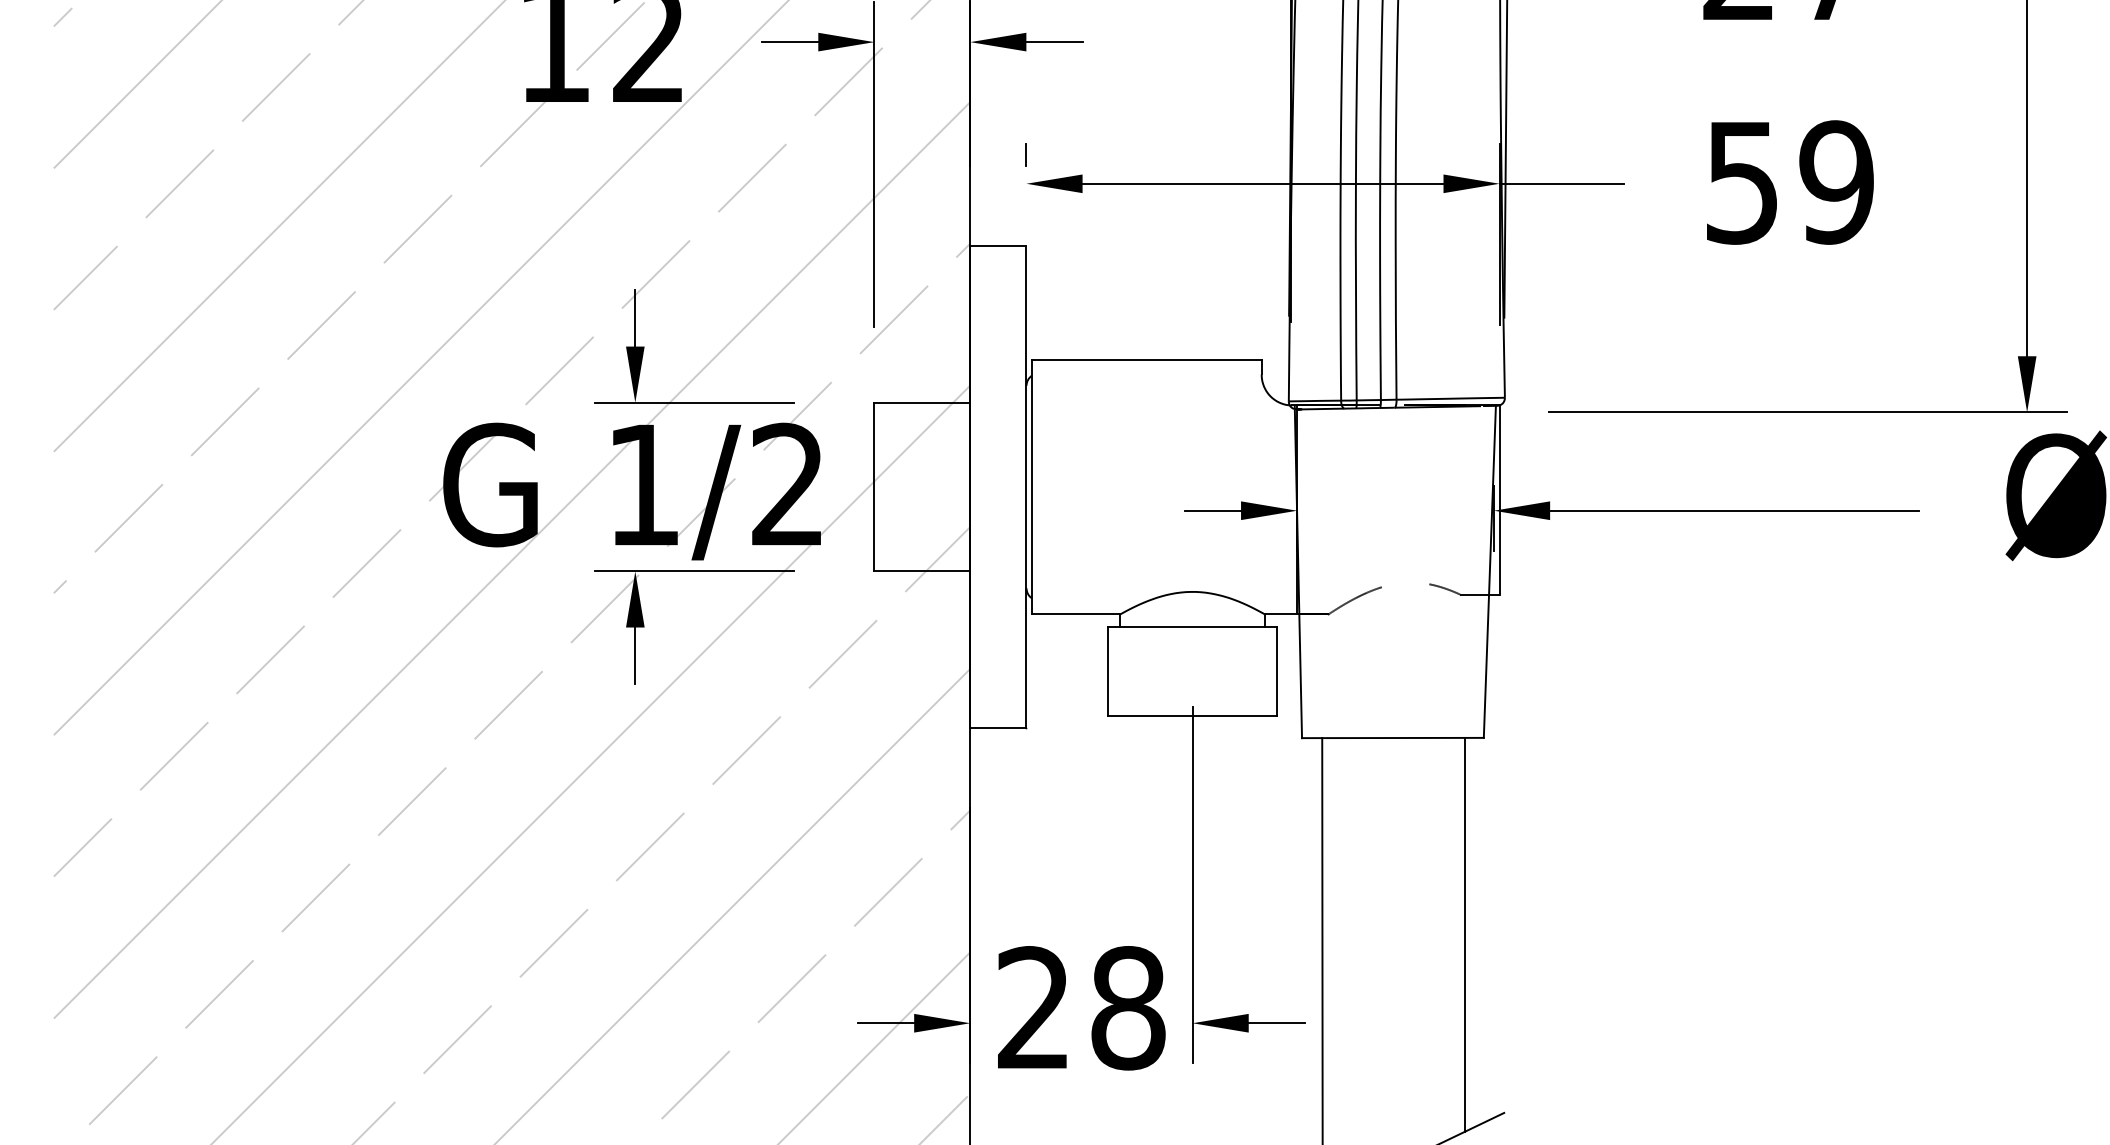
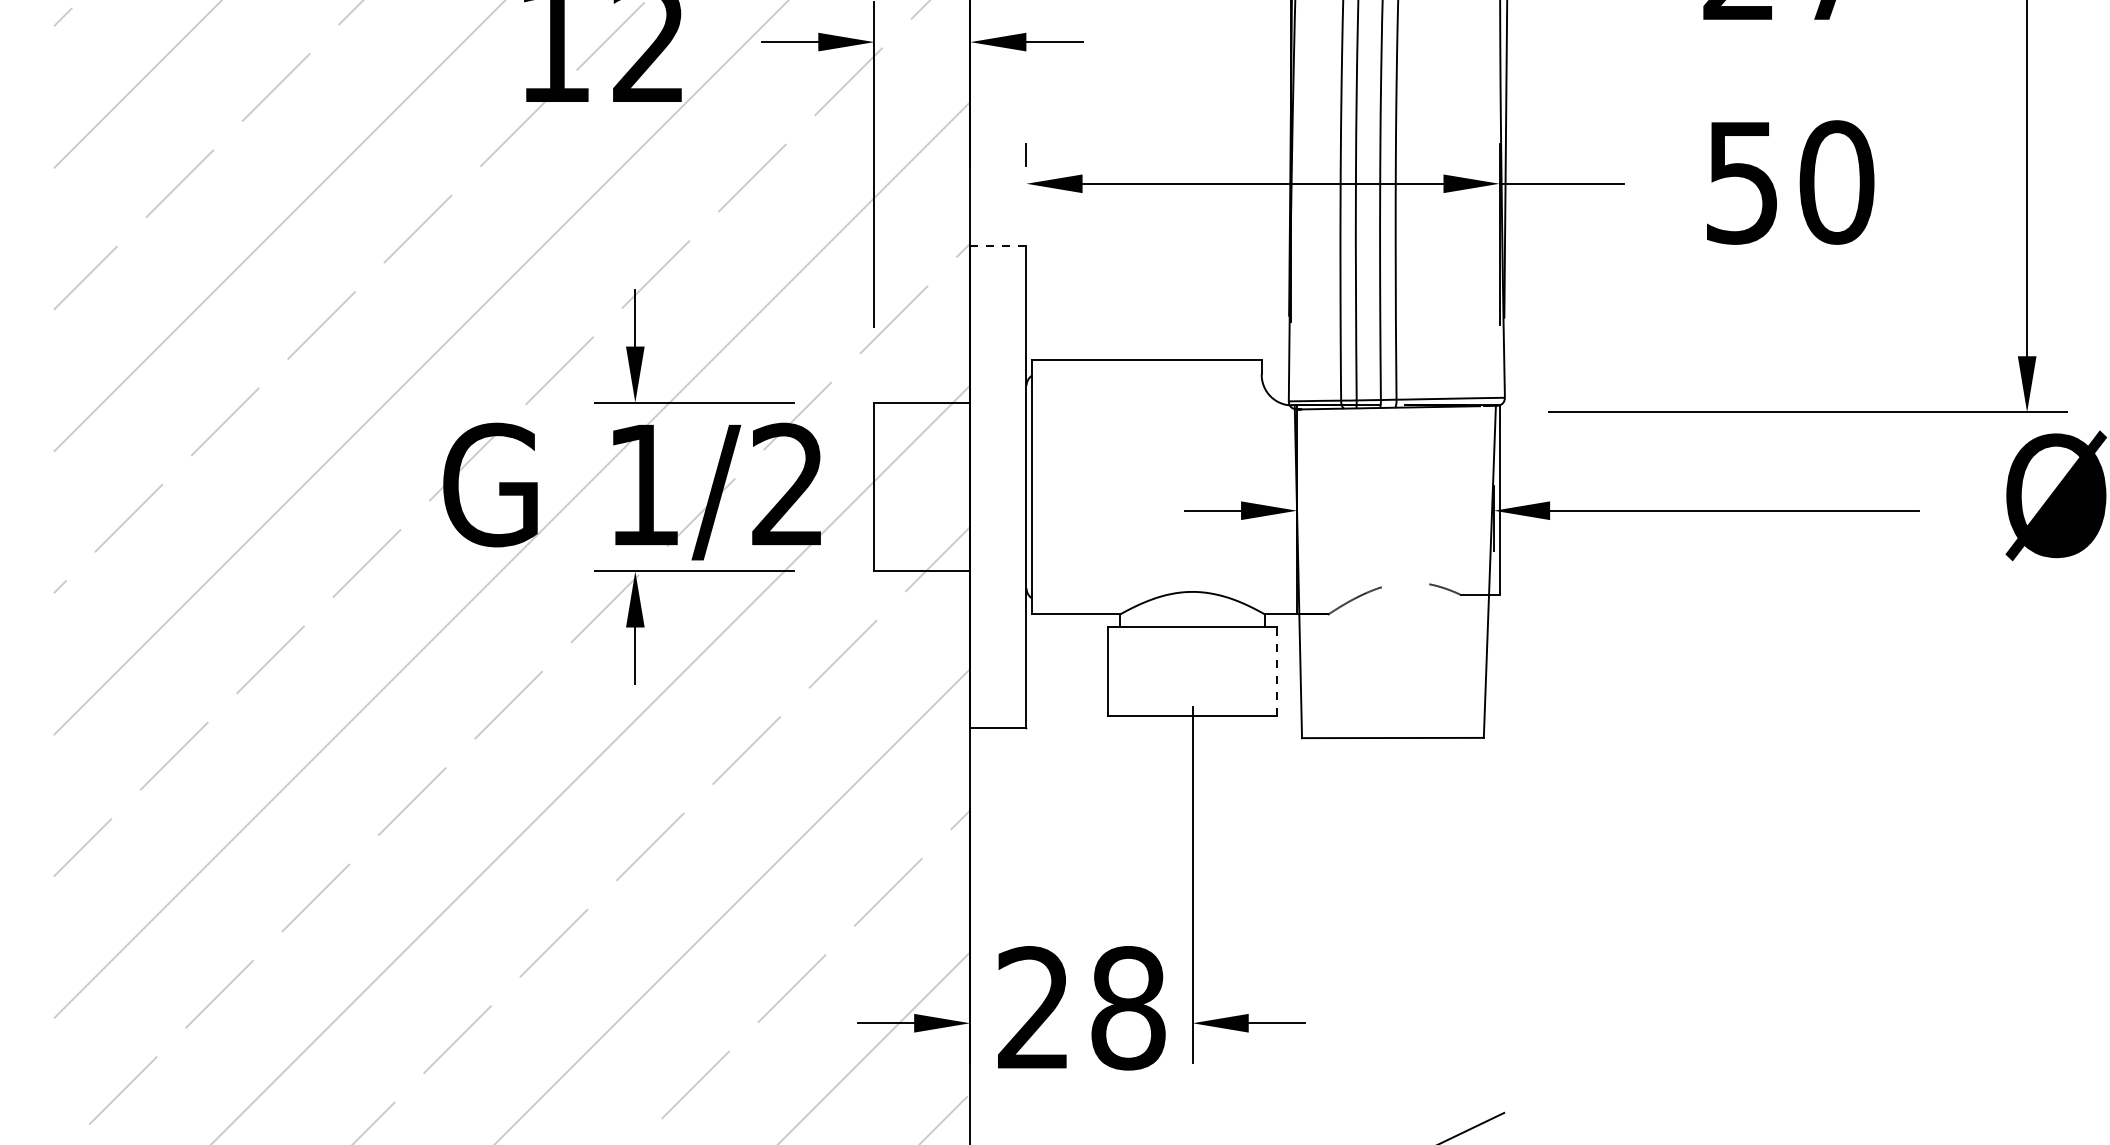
text: 59 -> 50 (1836, 182)
line: solid -> dashed (997, 245)
line: solid -> dashed (1276, 670)
line: present -> none (1465, 934)
line: present -> none (1322, 939)
